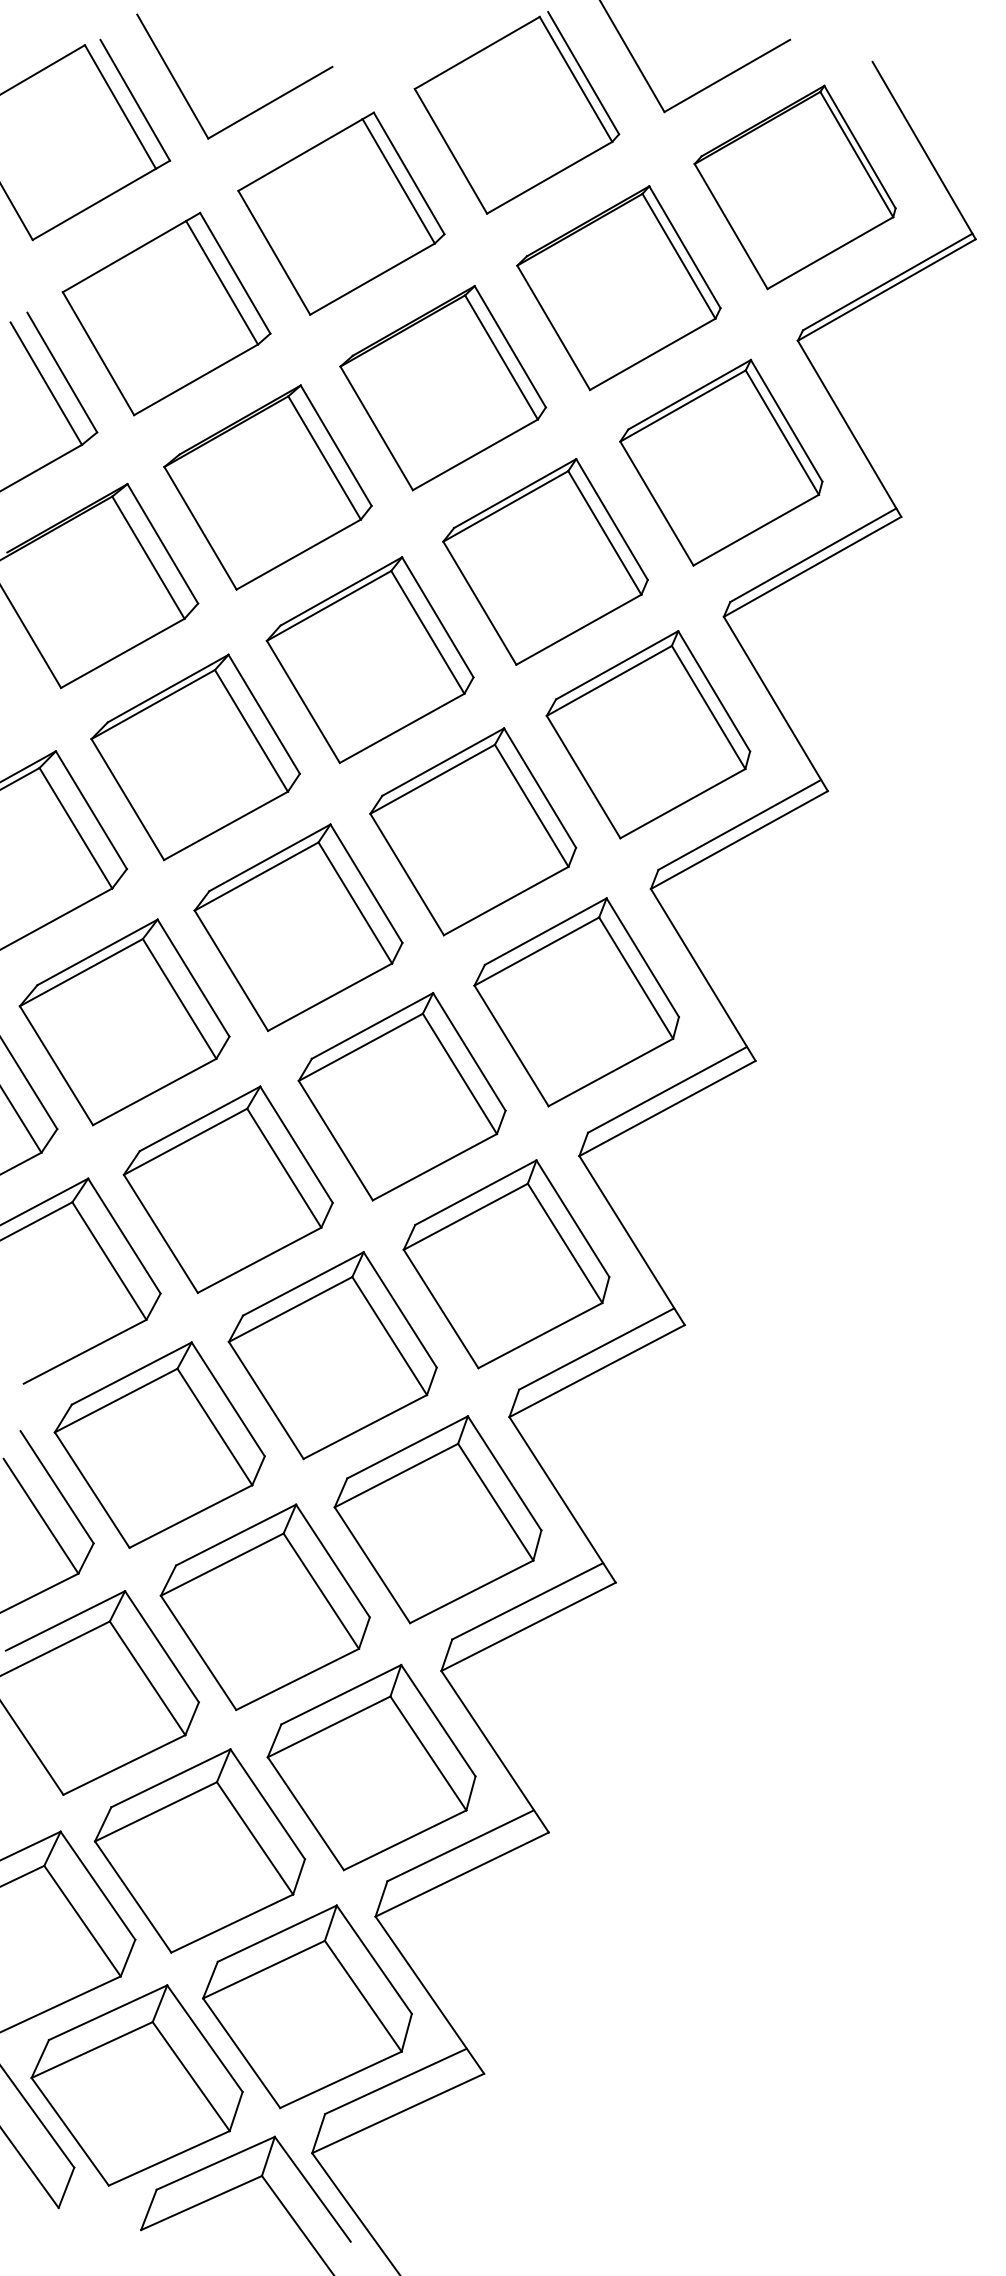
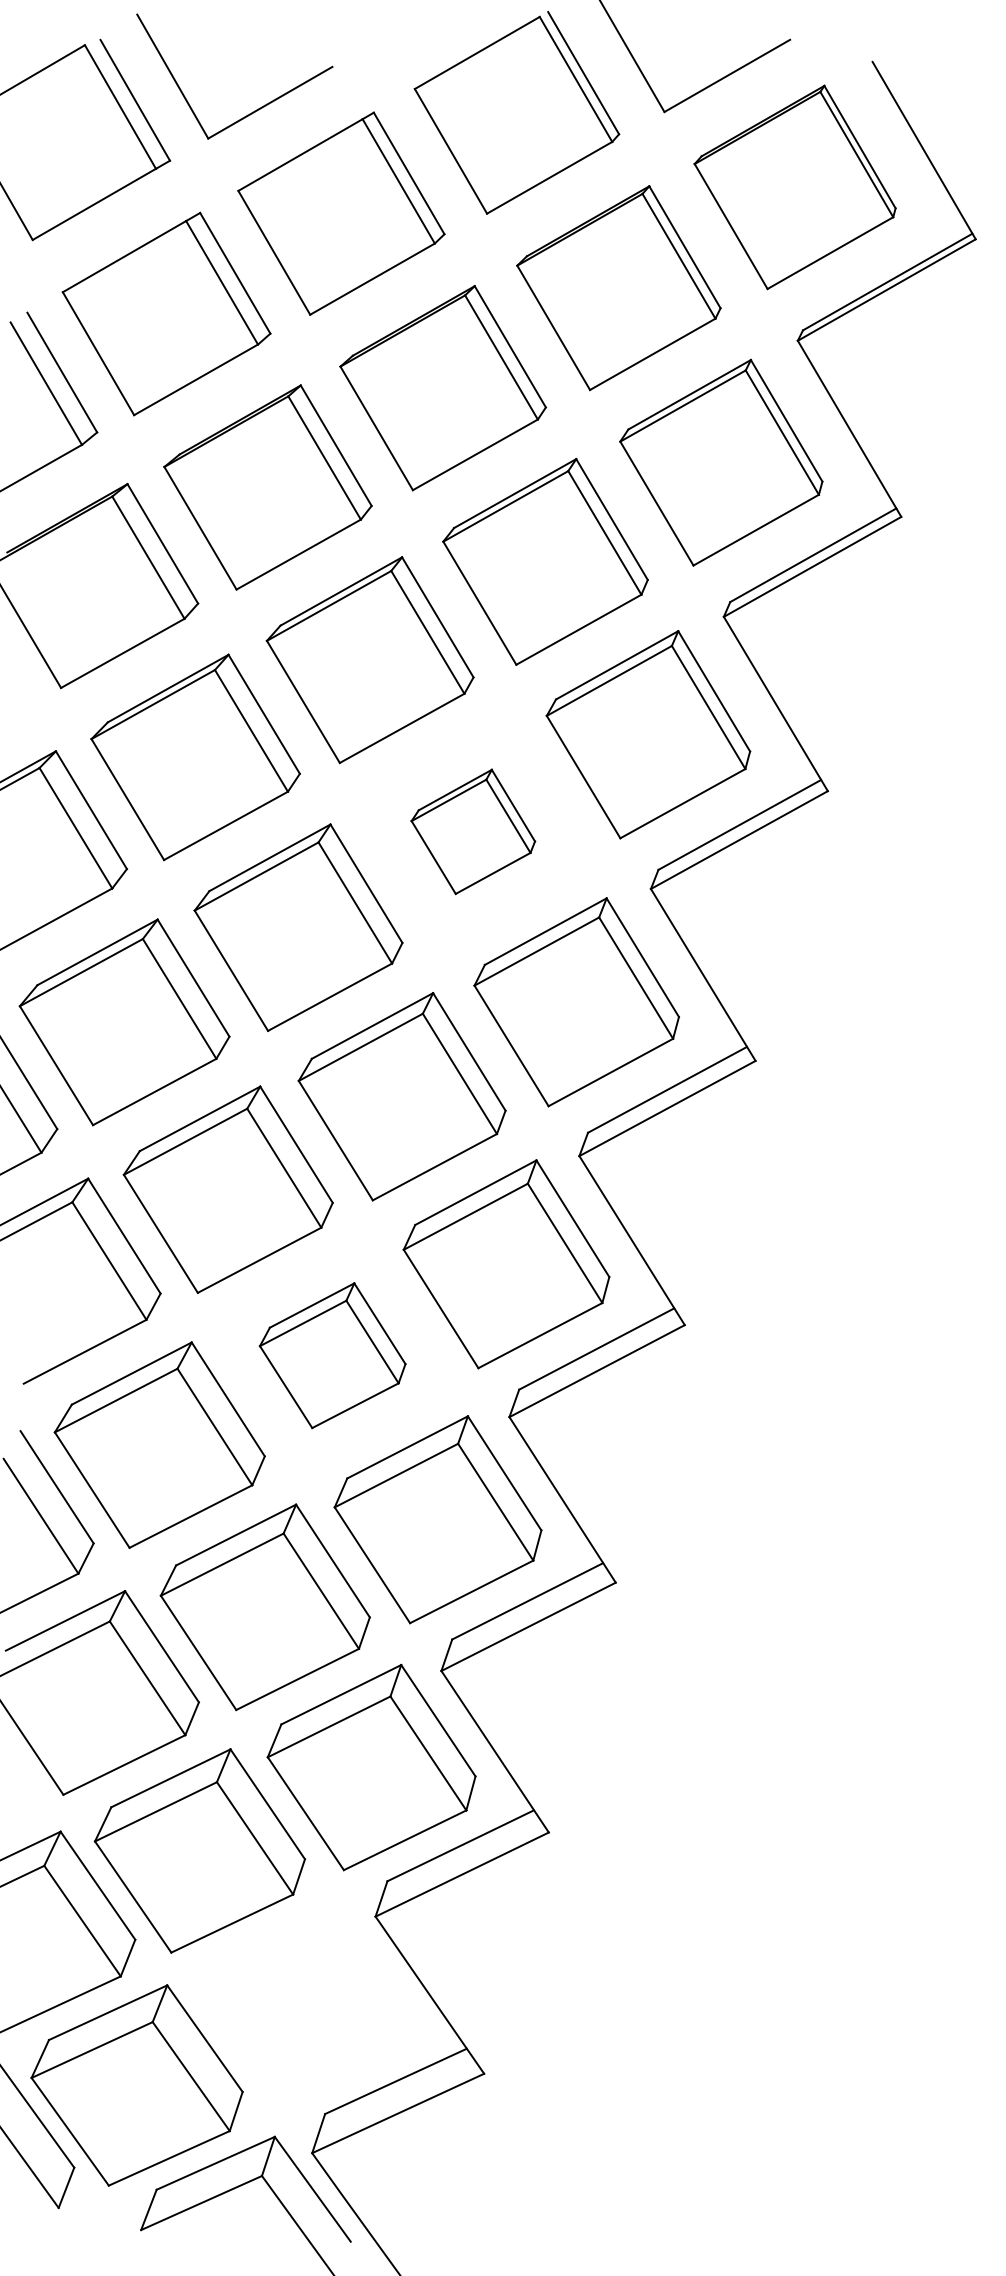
part size: 209x210 px -> 127x128 px (473, 831)
part size: 211x210 px -> 149x148 px (332, 1355)
part: present -> none (307, 2006)
